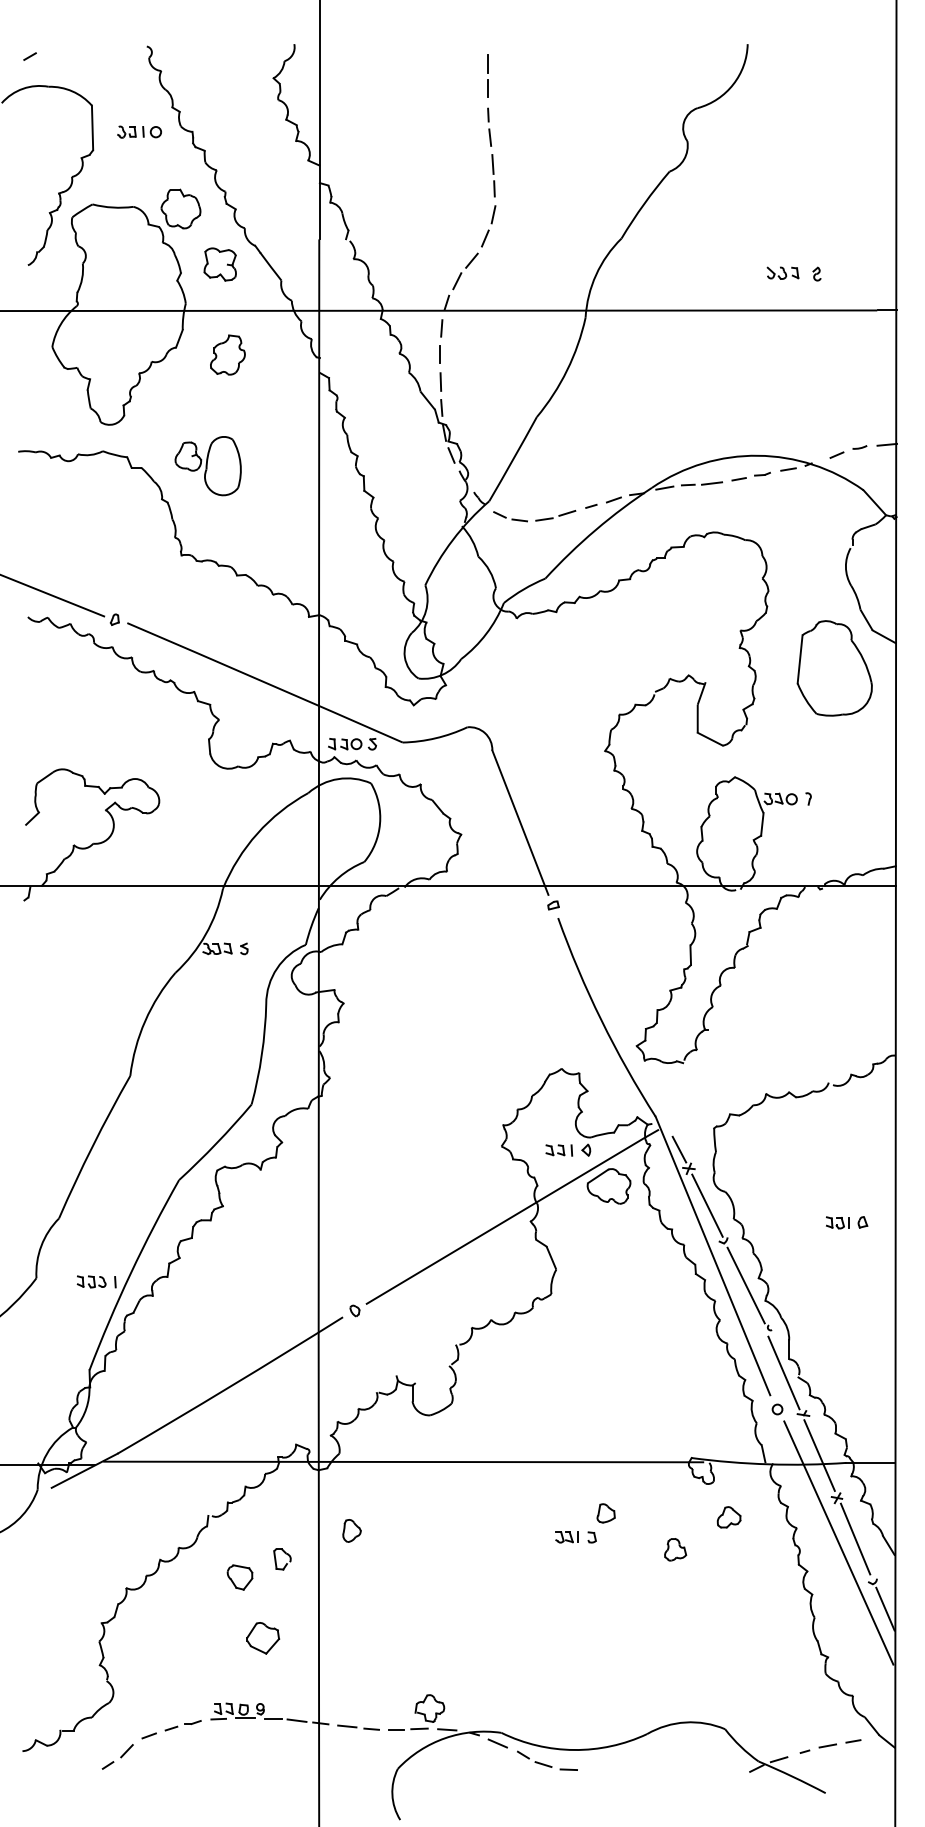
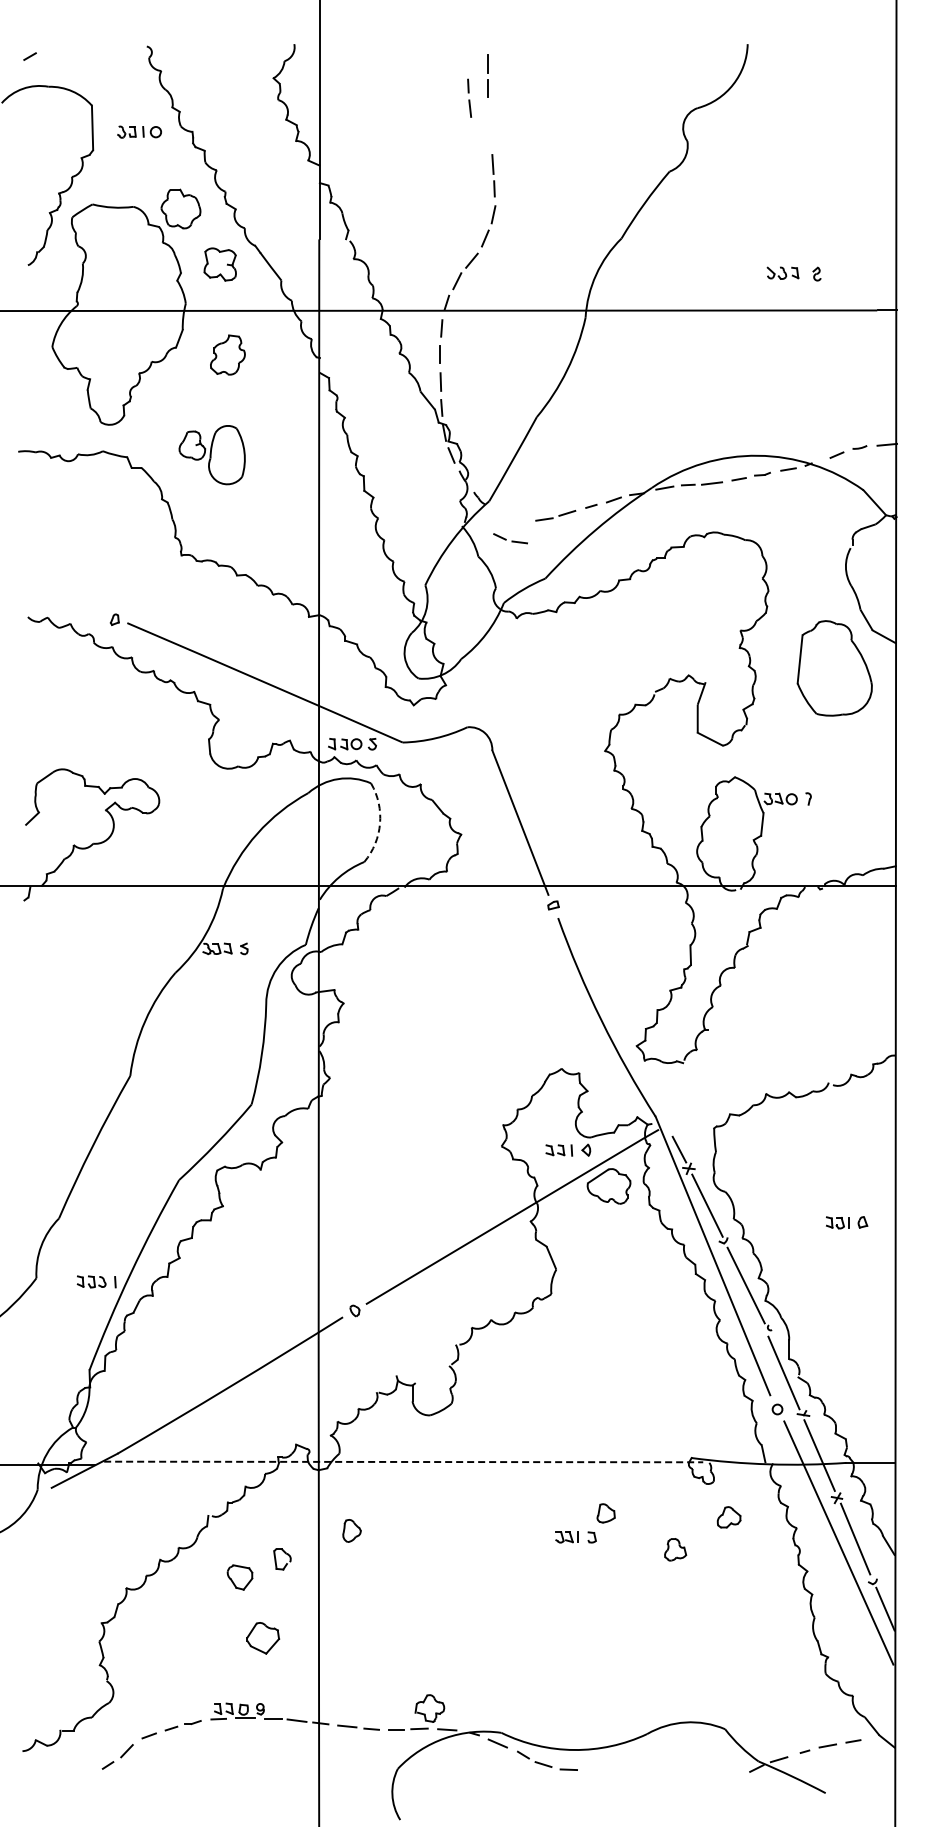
part position: (489, 126) -> (469, 97) (469, 97)
part position: (207, 466) -> (211, 455) (211, 455)
part position: (510, 516) -> (510, 538) (510, 538)
line: present -> none (53, 595)
arc: solid -> dashed (380, 823)
line: solid -> dashed (403, 1461)
